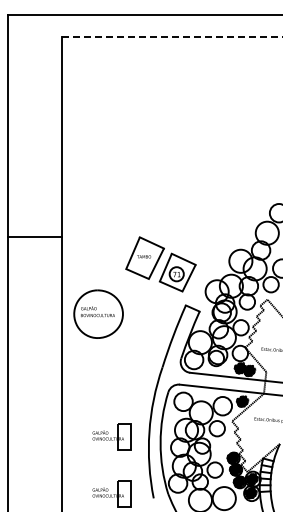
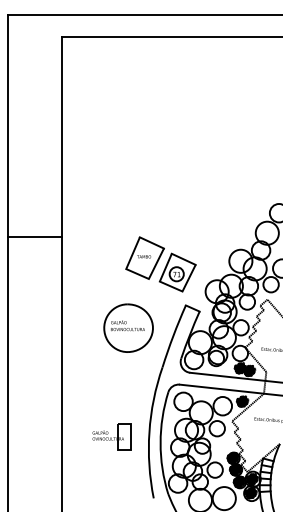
line: dashed -> solid (172, 36)
part position: (98, 313) -> (128, 327) (128, 327)
part: present -> none (111, 493)
